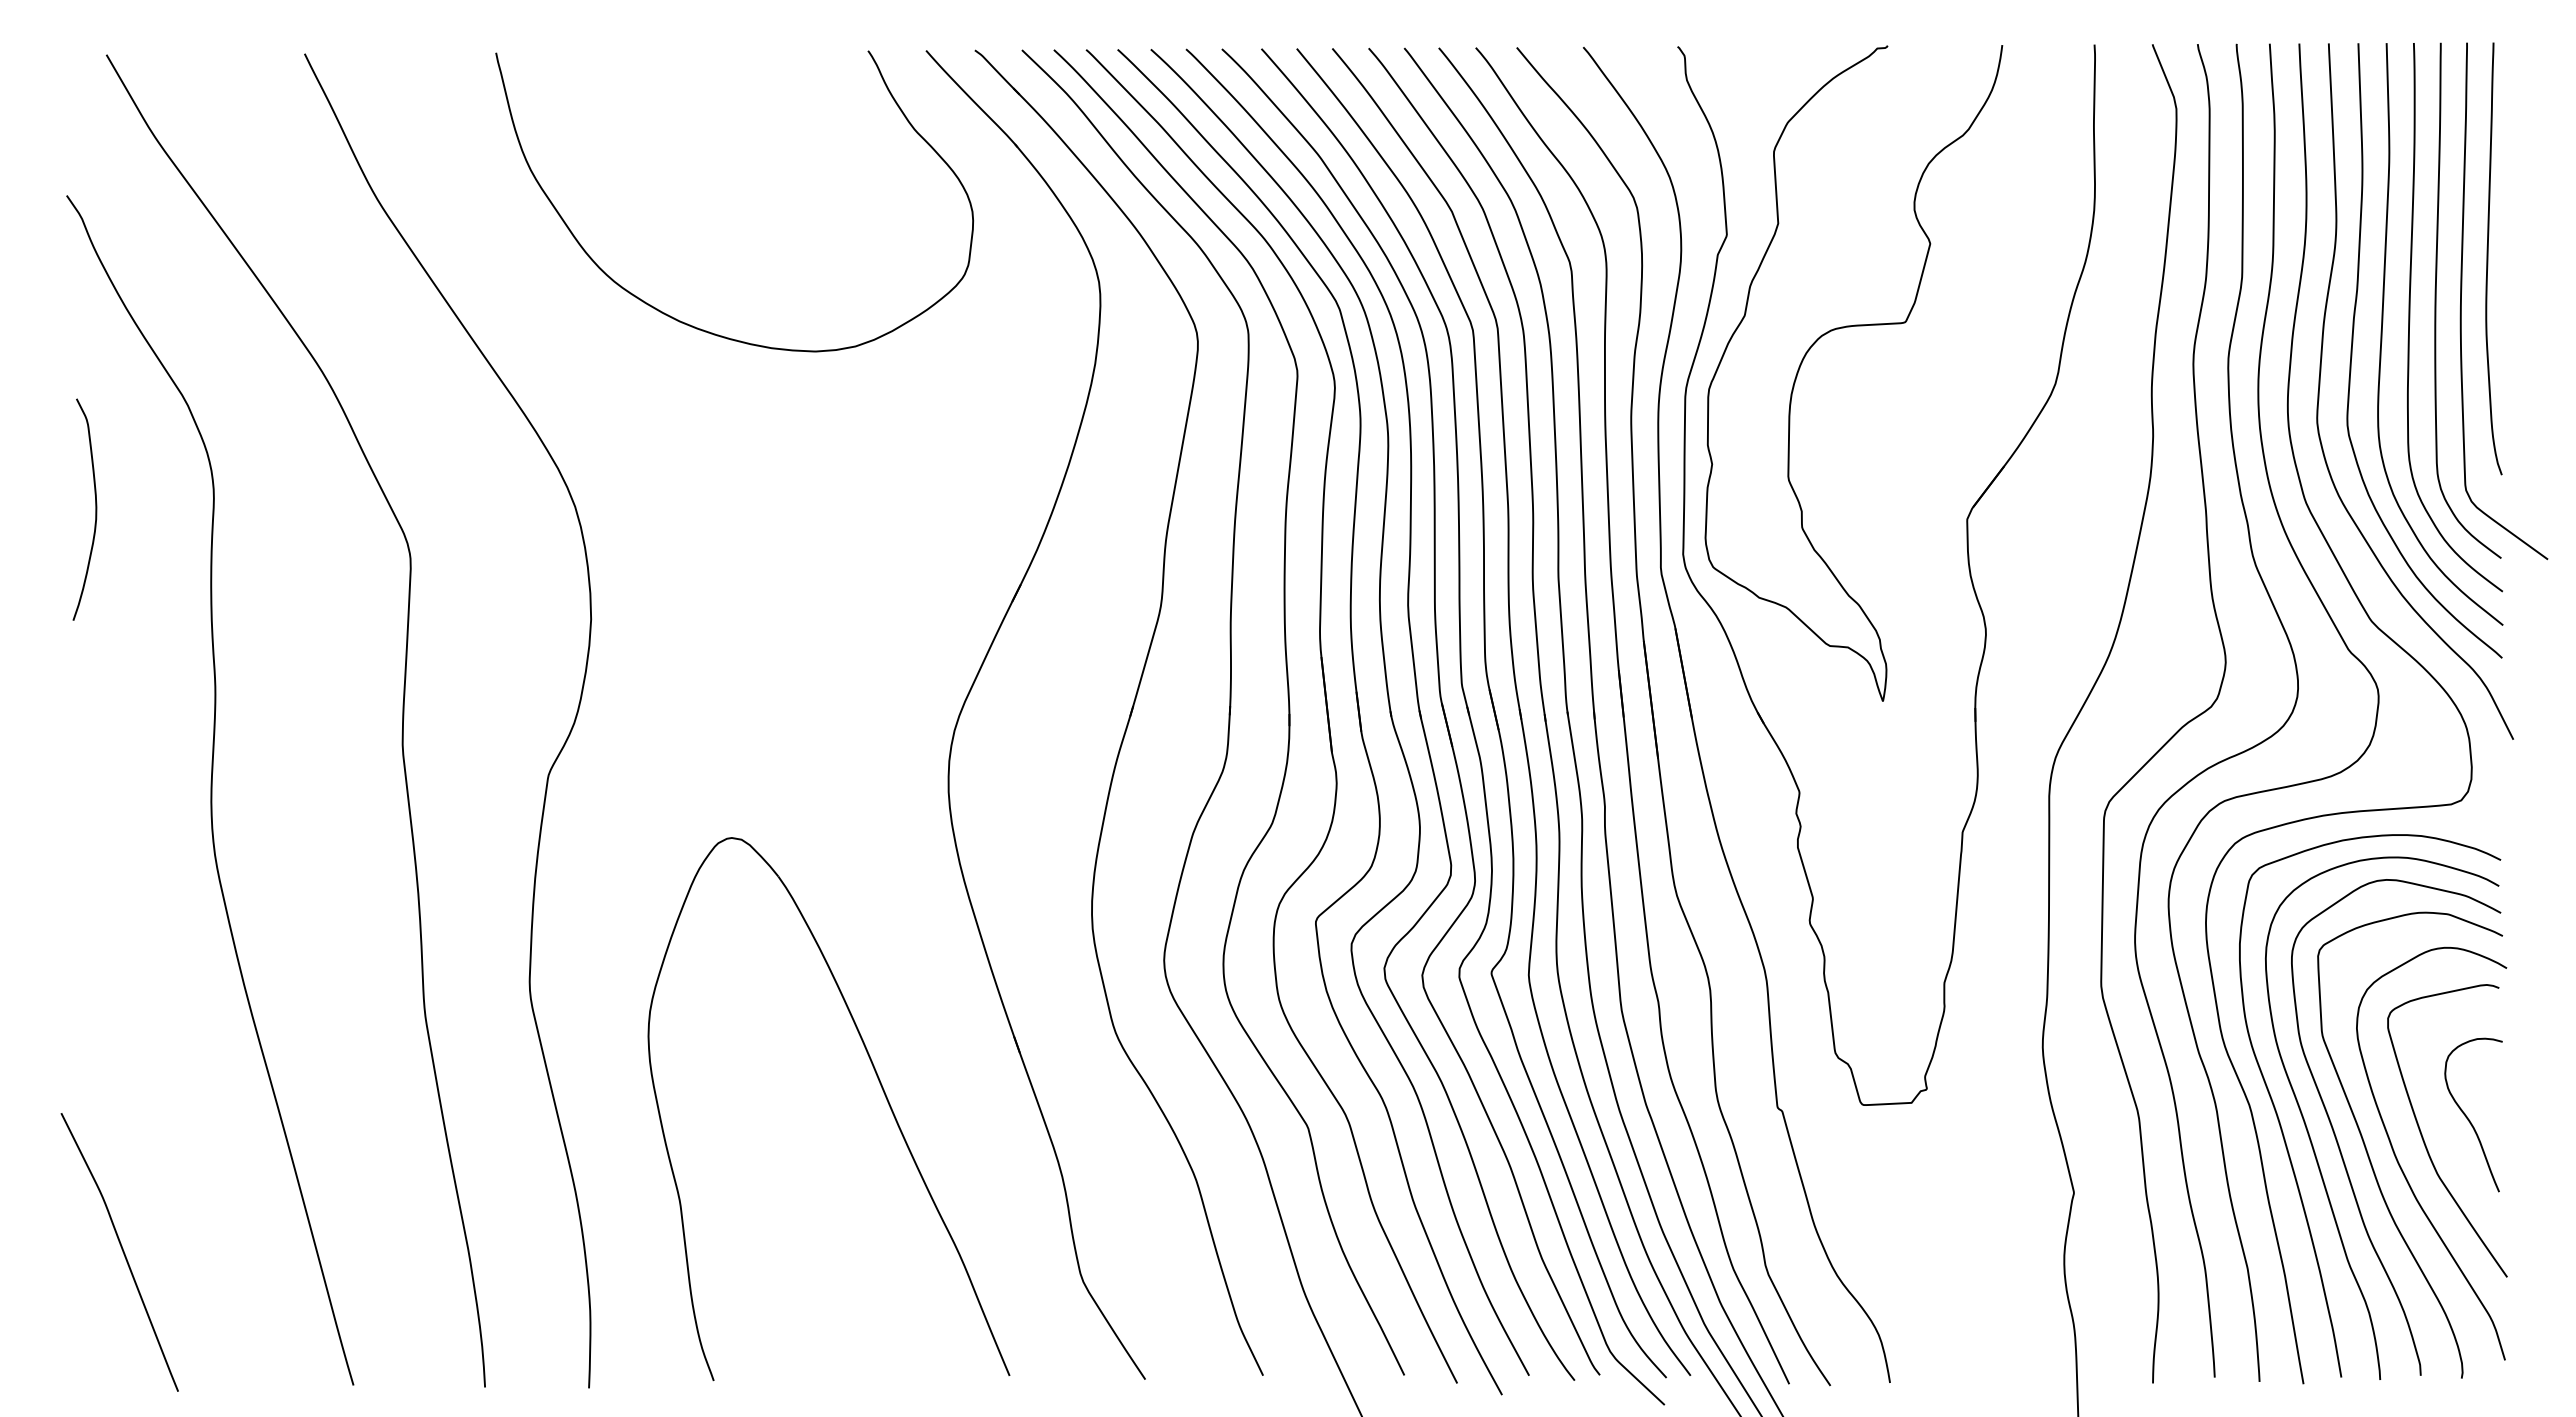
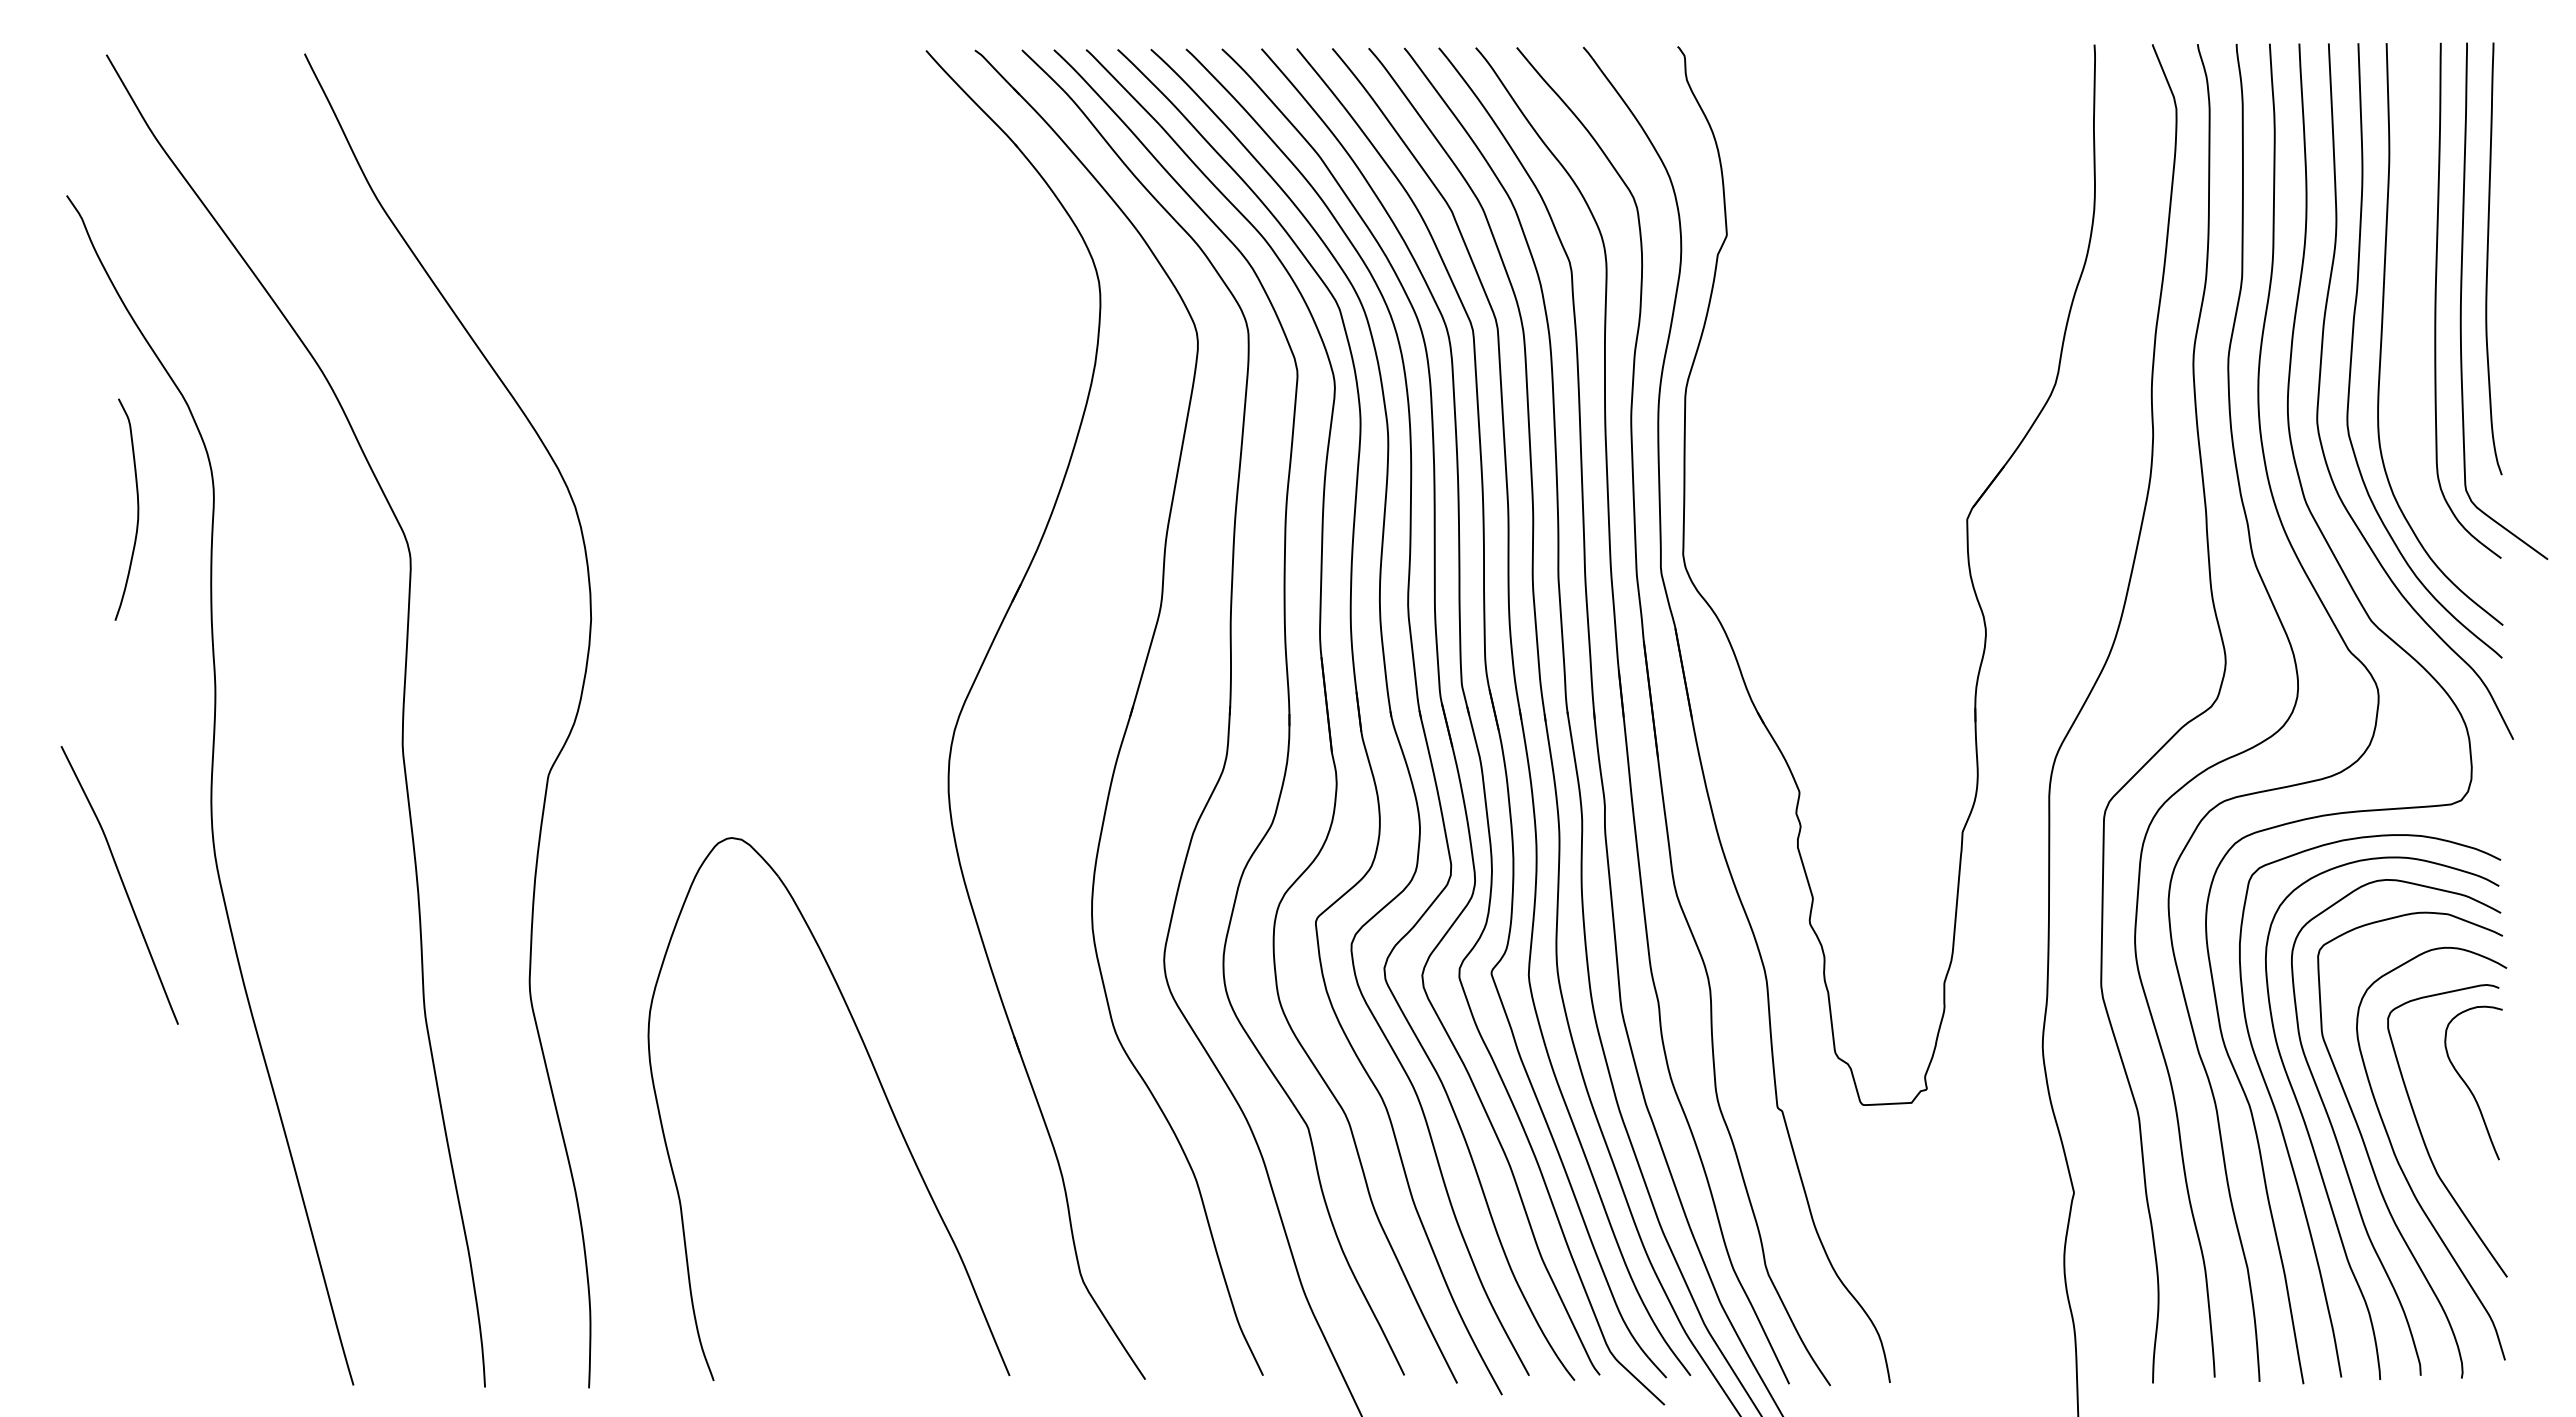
curve: present -> none (2410, 317)
curve: present -> none (685, 322)
curve: present -> none (1850, 327)
curve position: (95, 509) -> (137, 509) (137, 509)
curve position: (2468, 1117) -> (2468, 1085) (2468, 1085)
curve position: (122, 1252) -> (122, 885) (122, 885)
